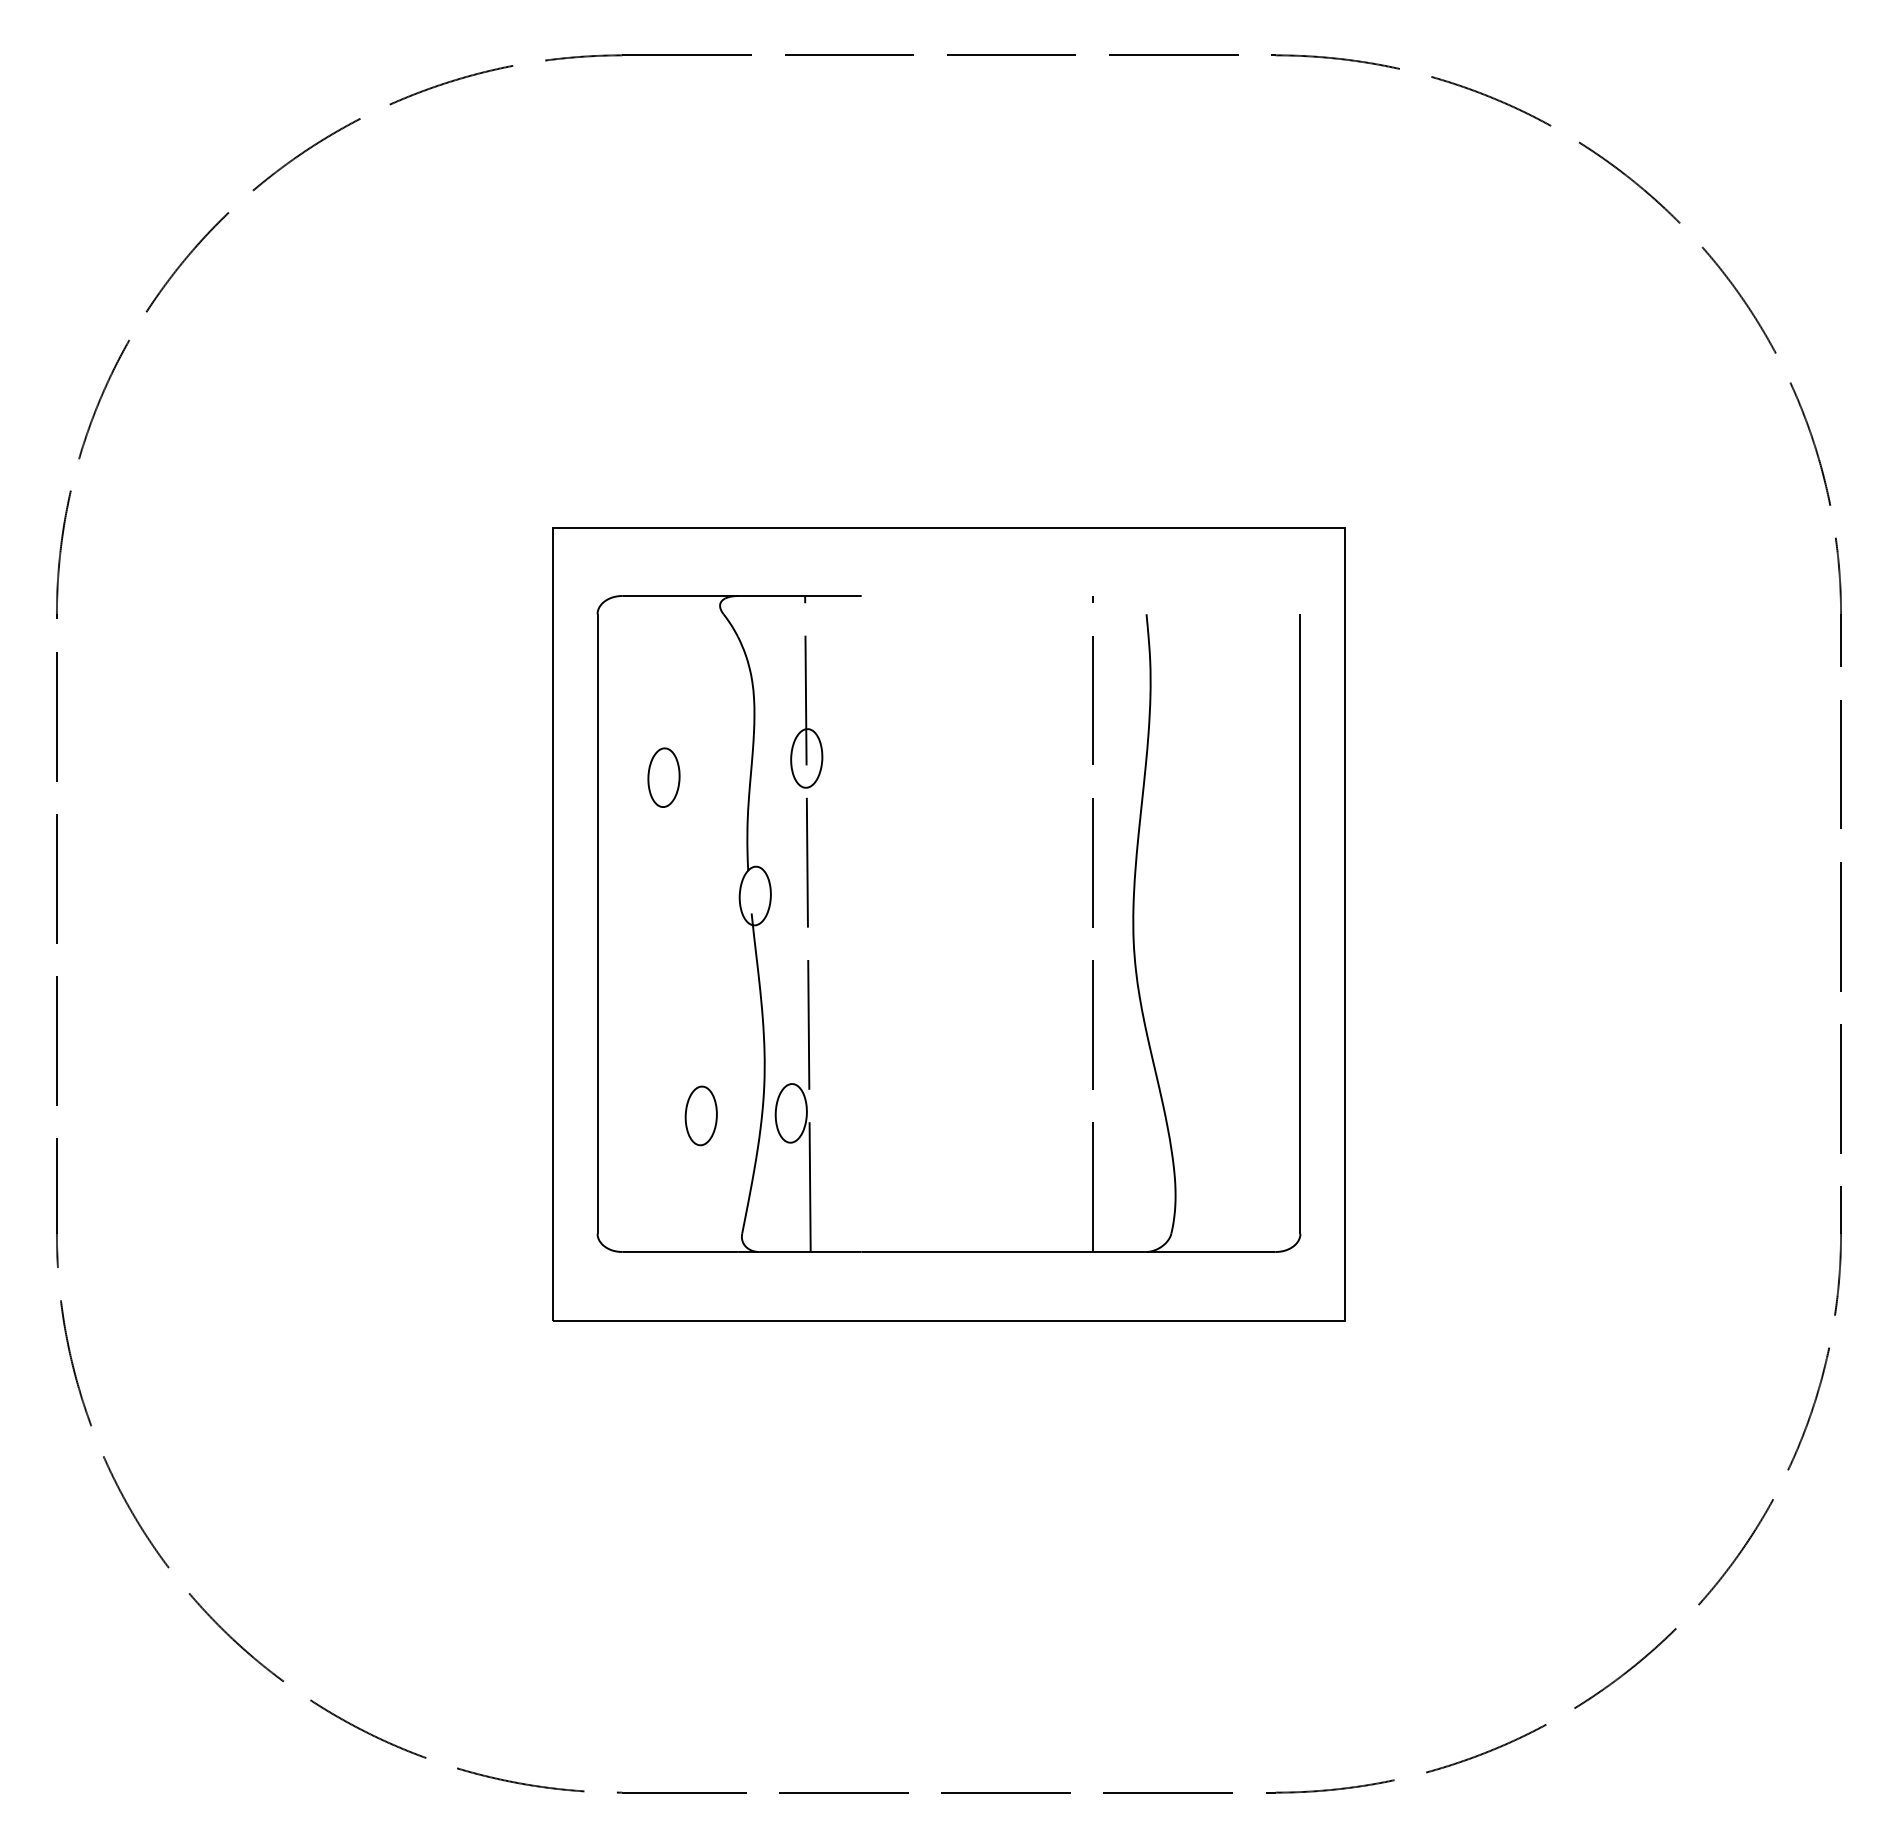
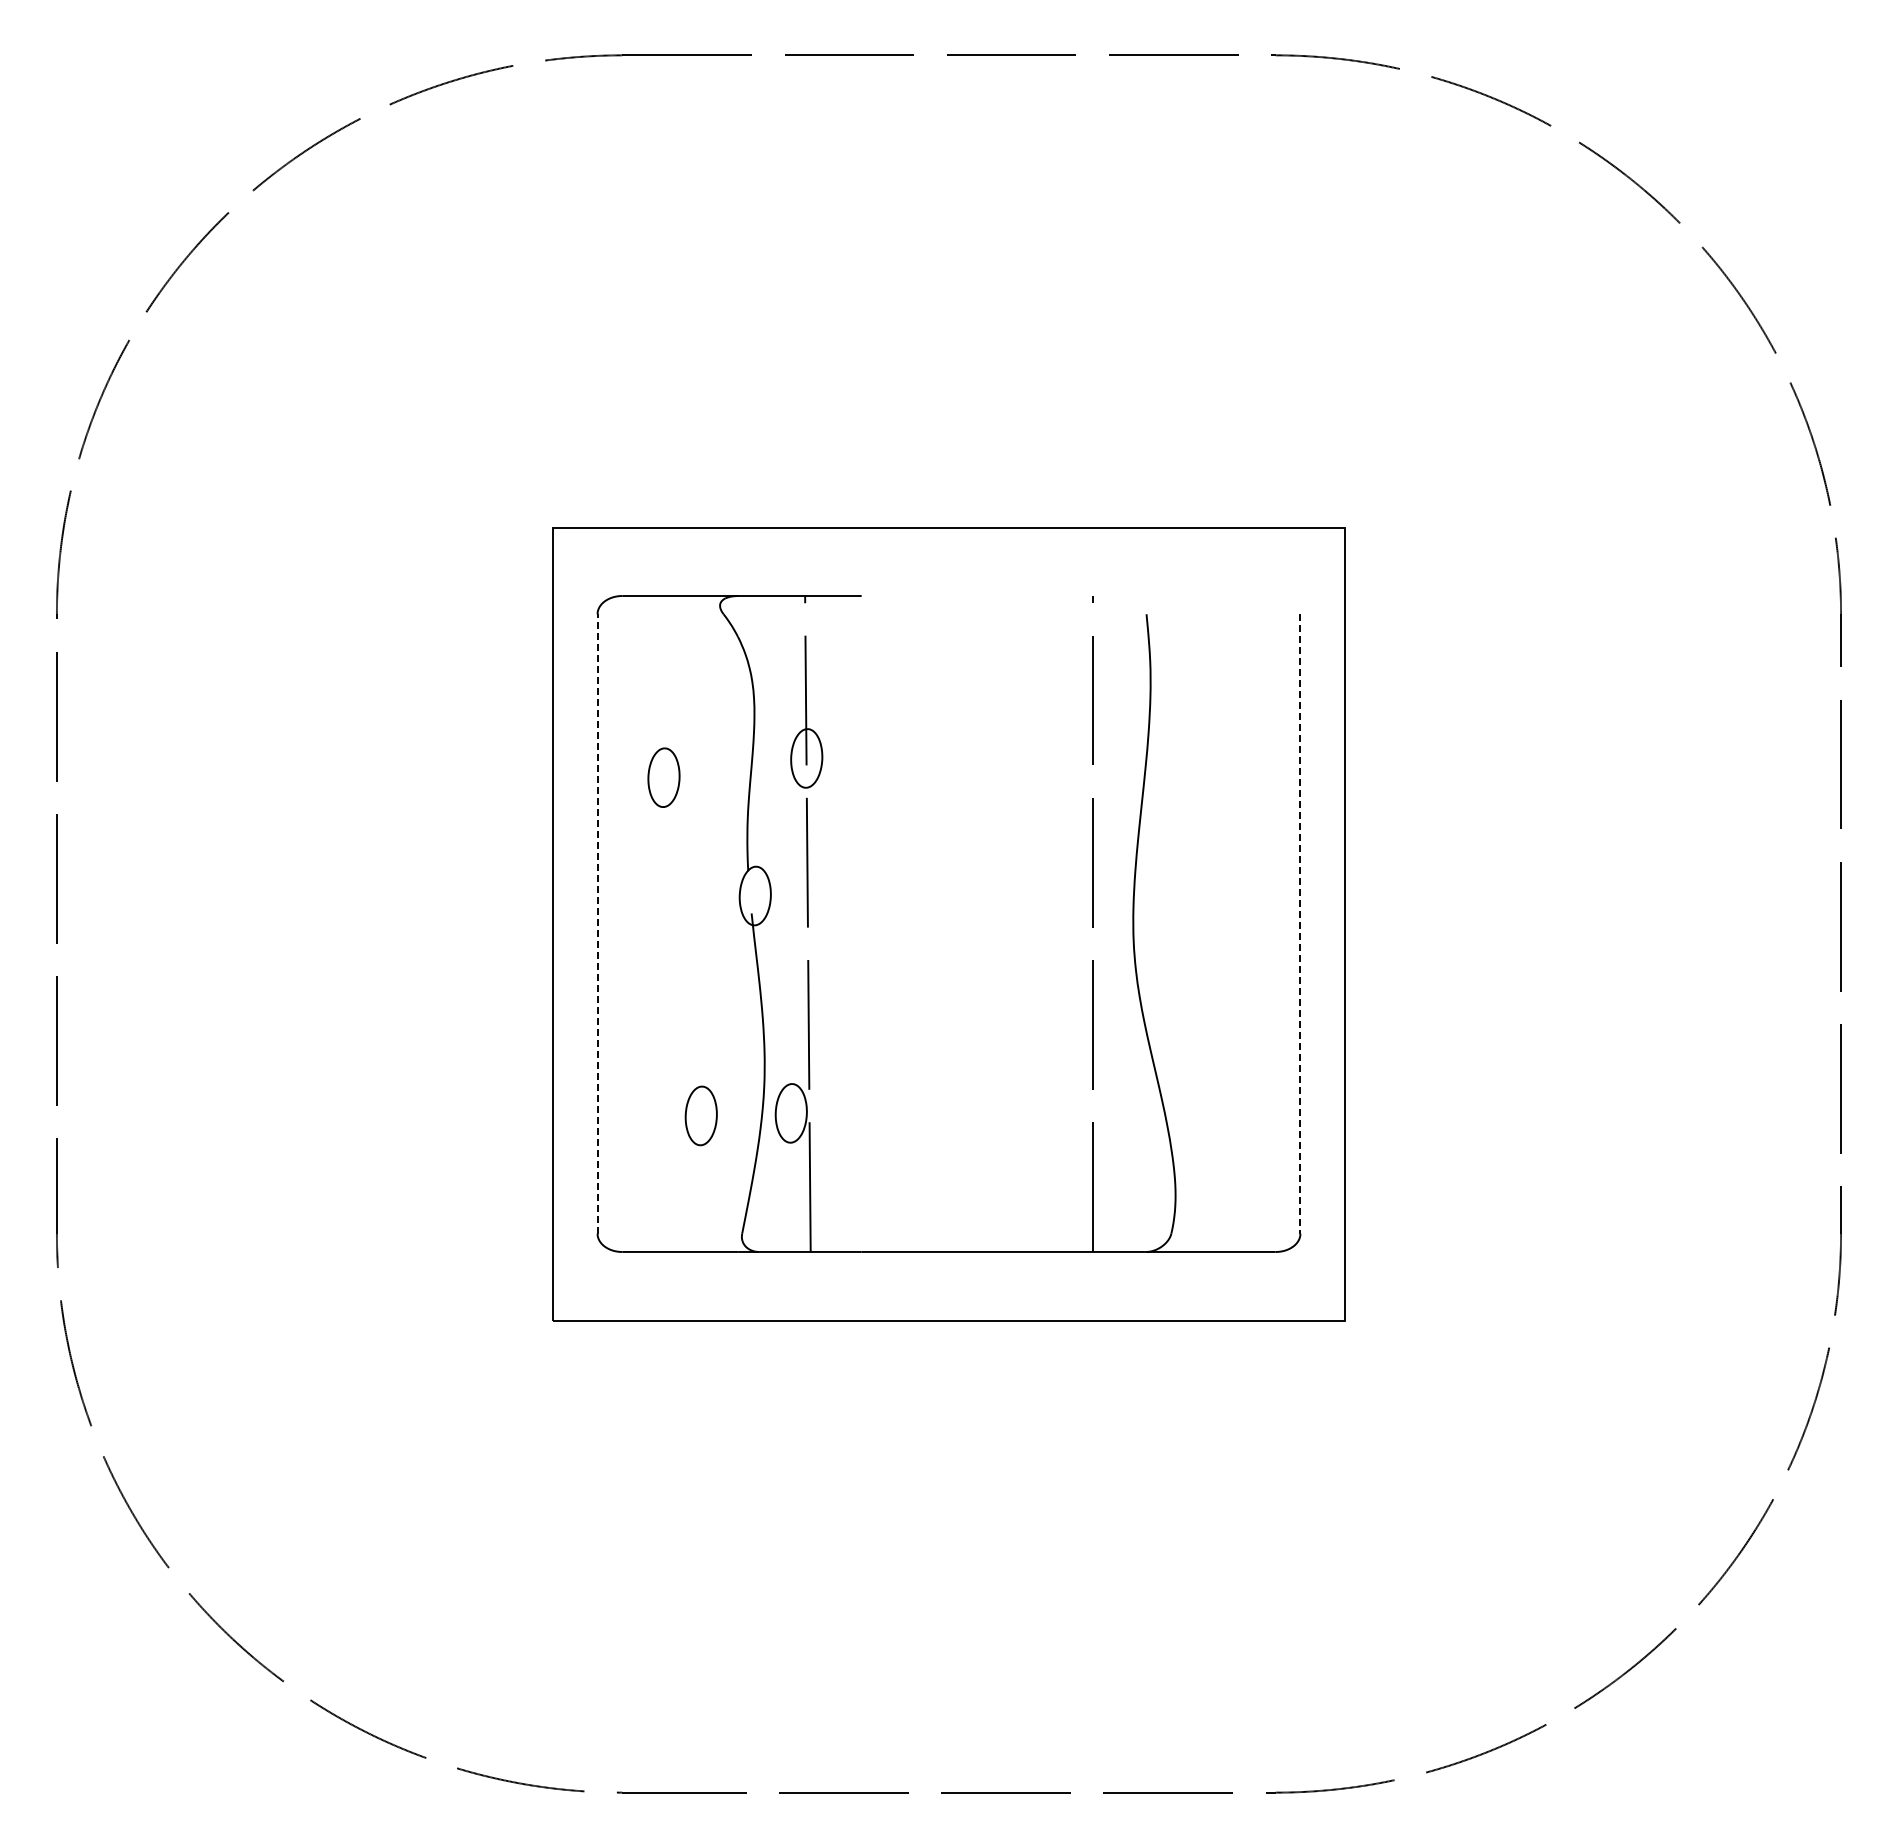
line: solid -> dashed (597, 924)
line: solid -> dashed (1300, 924)
